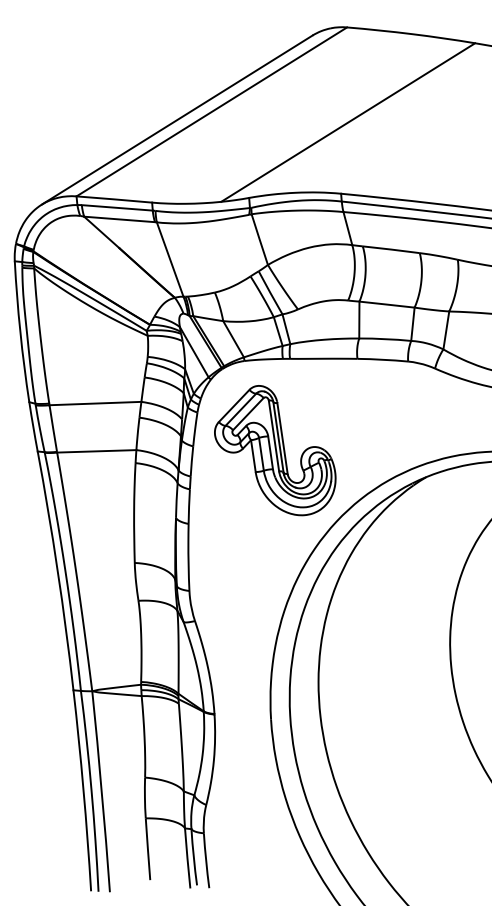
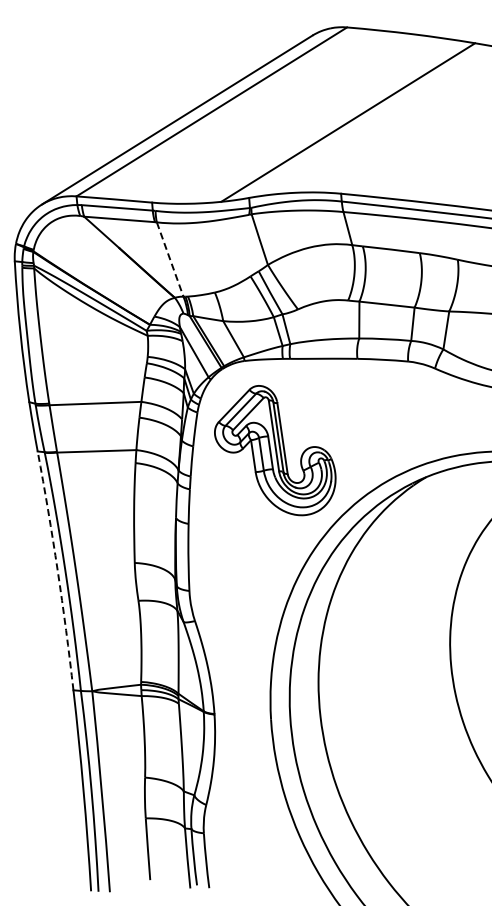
line: solid -> dashed (170, 260)
arc: solid -> dashed (57, 570)
